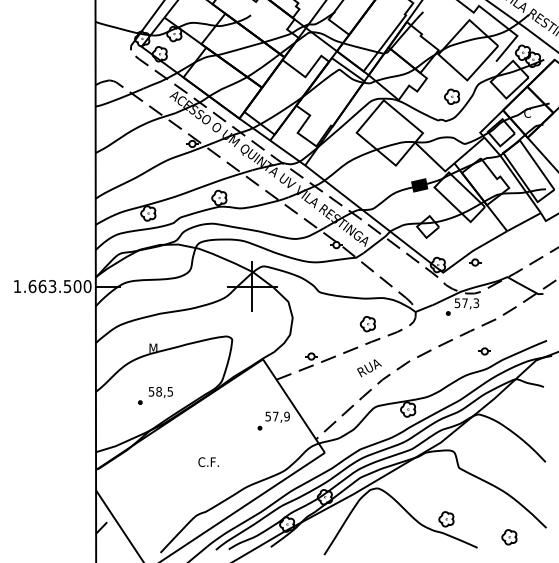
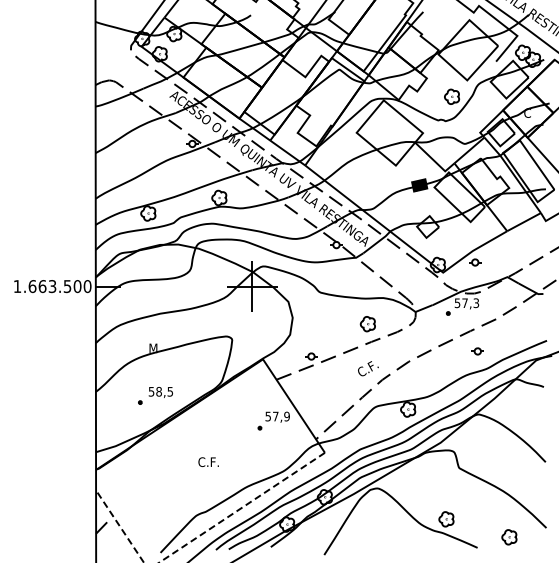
part position: (484, 351) -> (477, 351) (477, 351)
text: RUA -> C.F. (369, 368)
line: solid -> dashed (205, 532)
